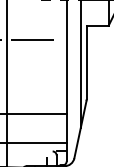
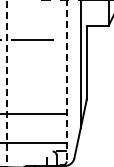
line: solid -> dashed (66, 81)
line: solid -> dashed (6, 83)
